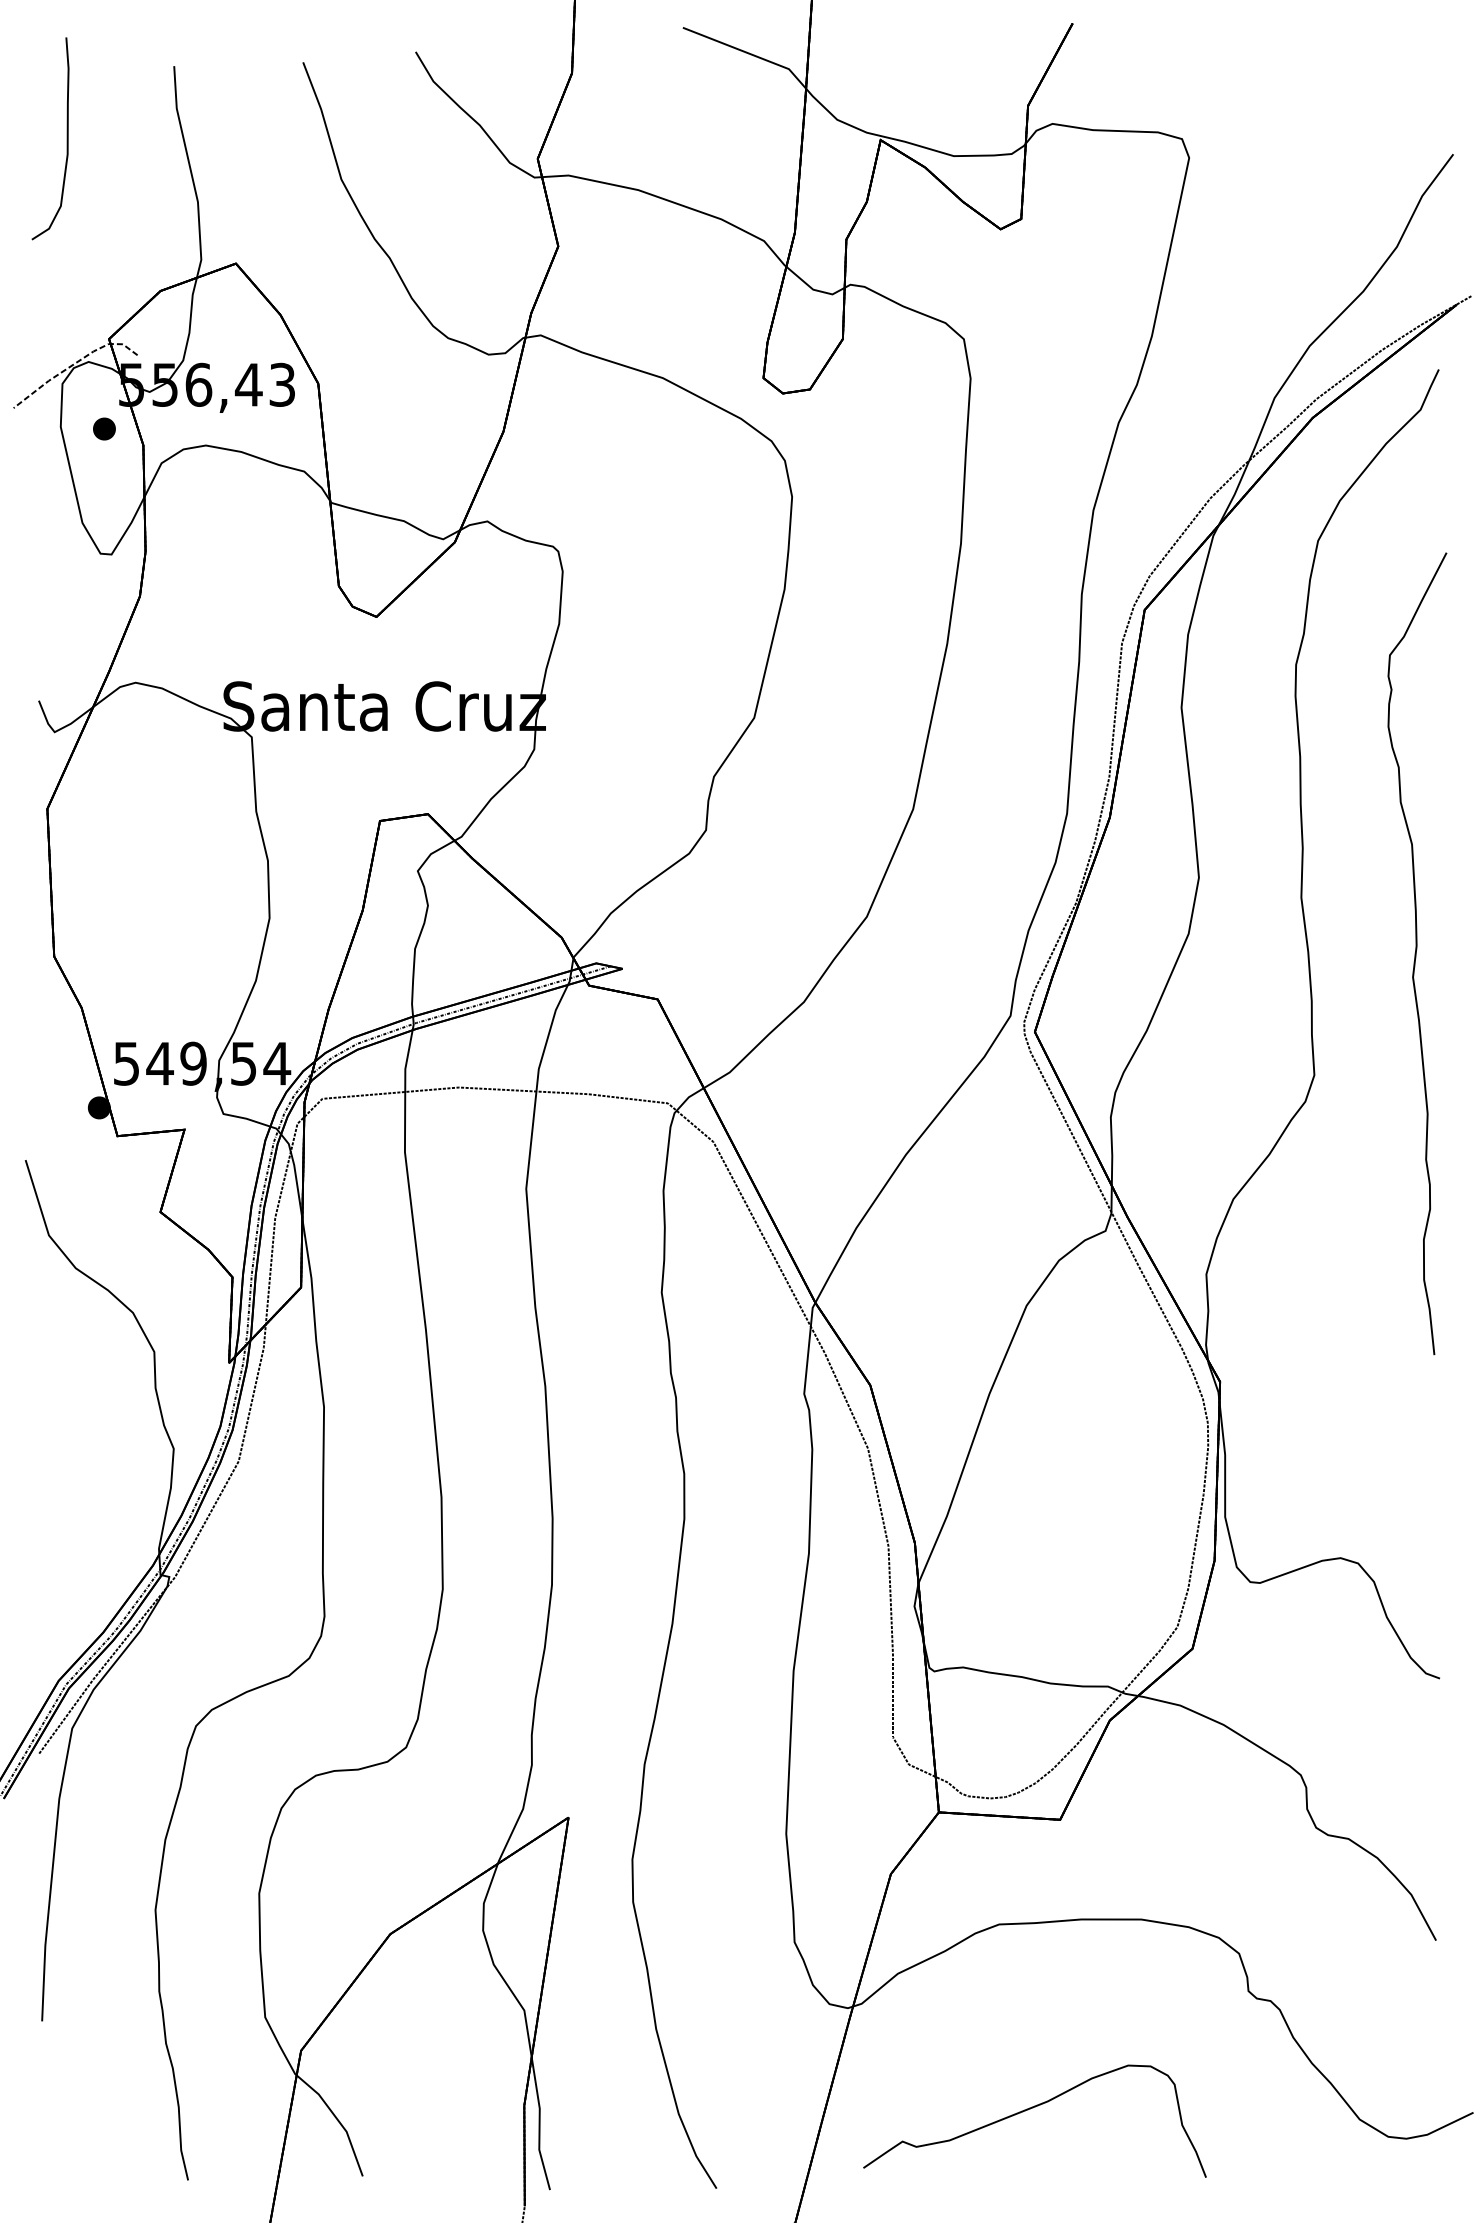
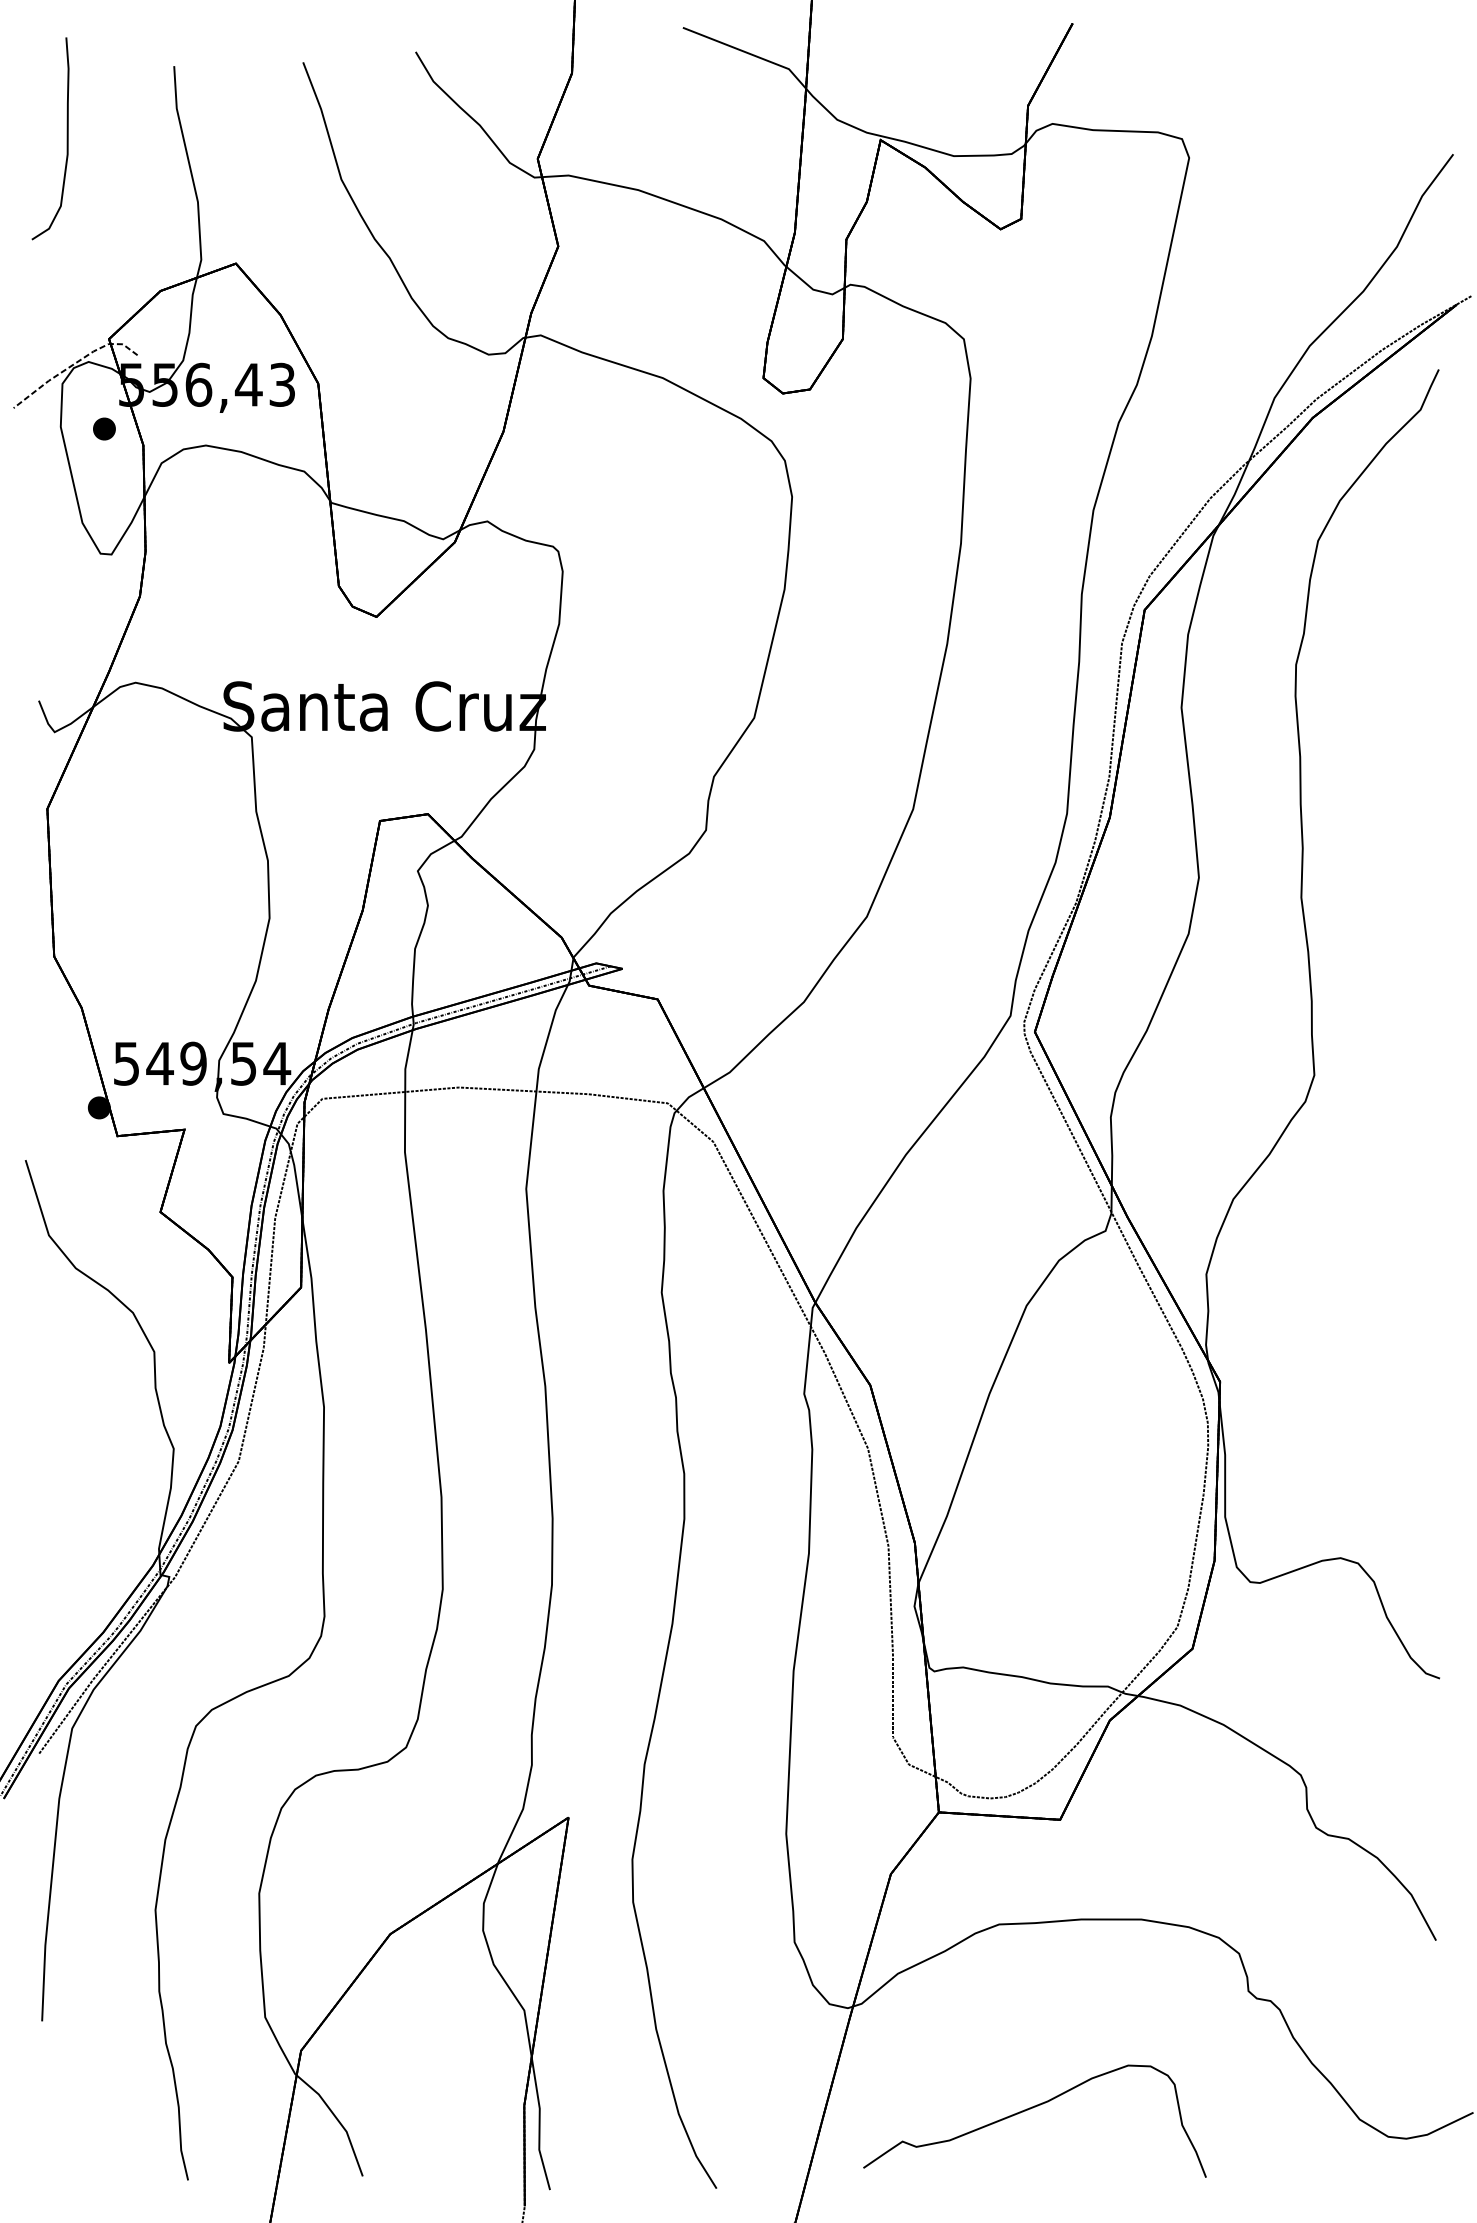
curve: present -> none (1416, 953)
